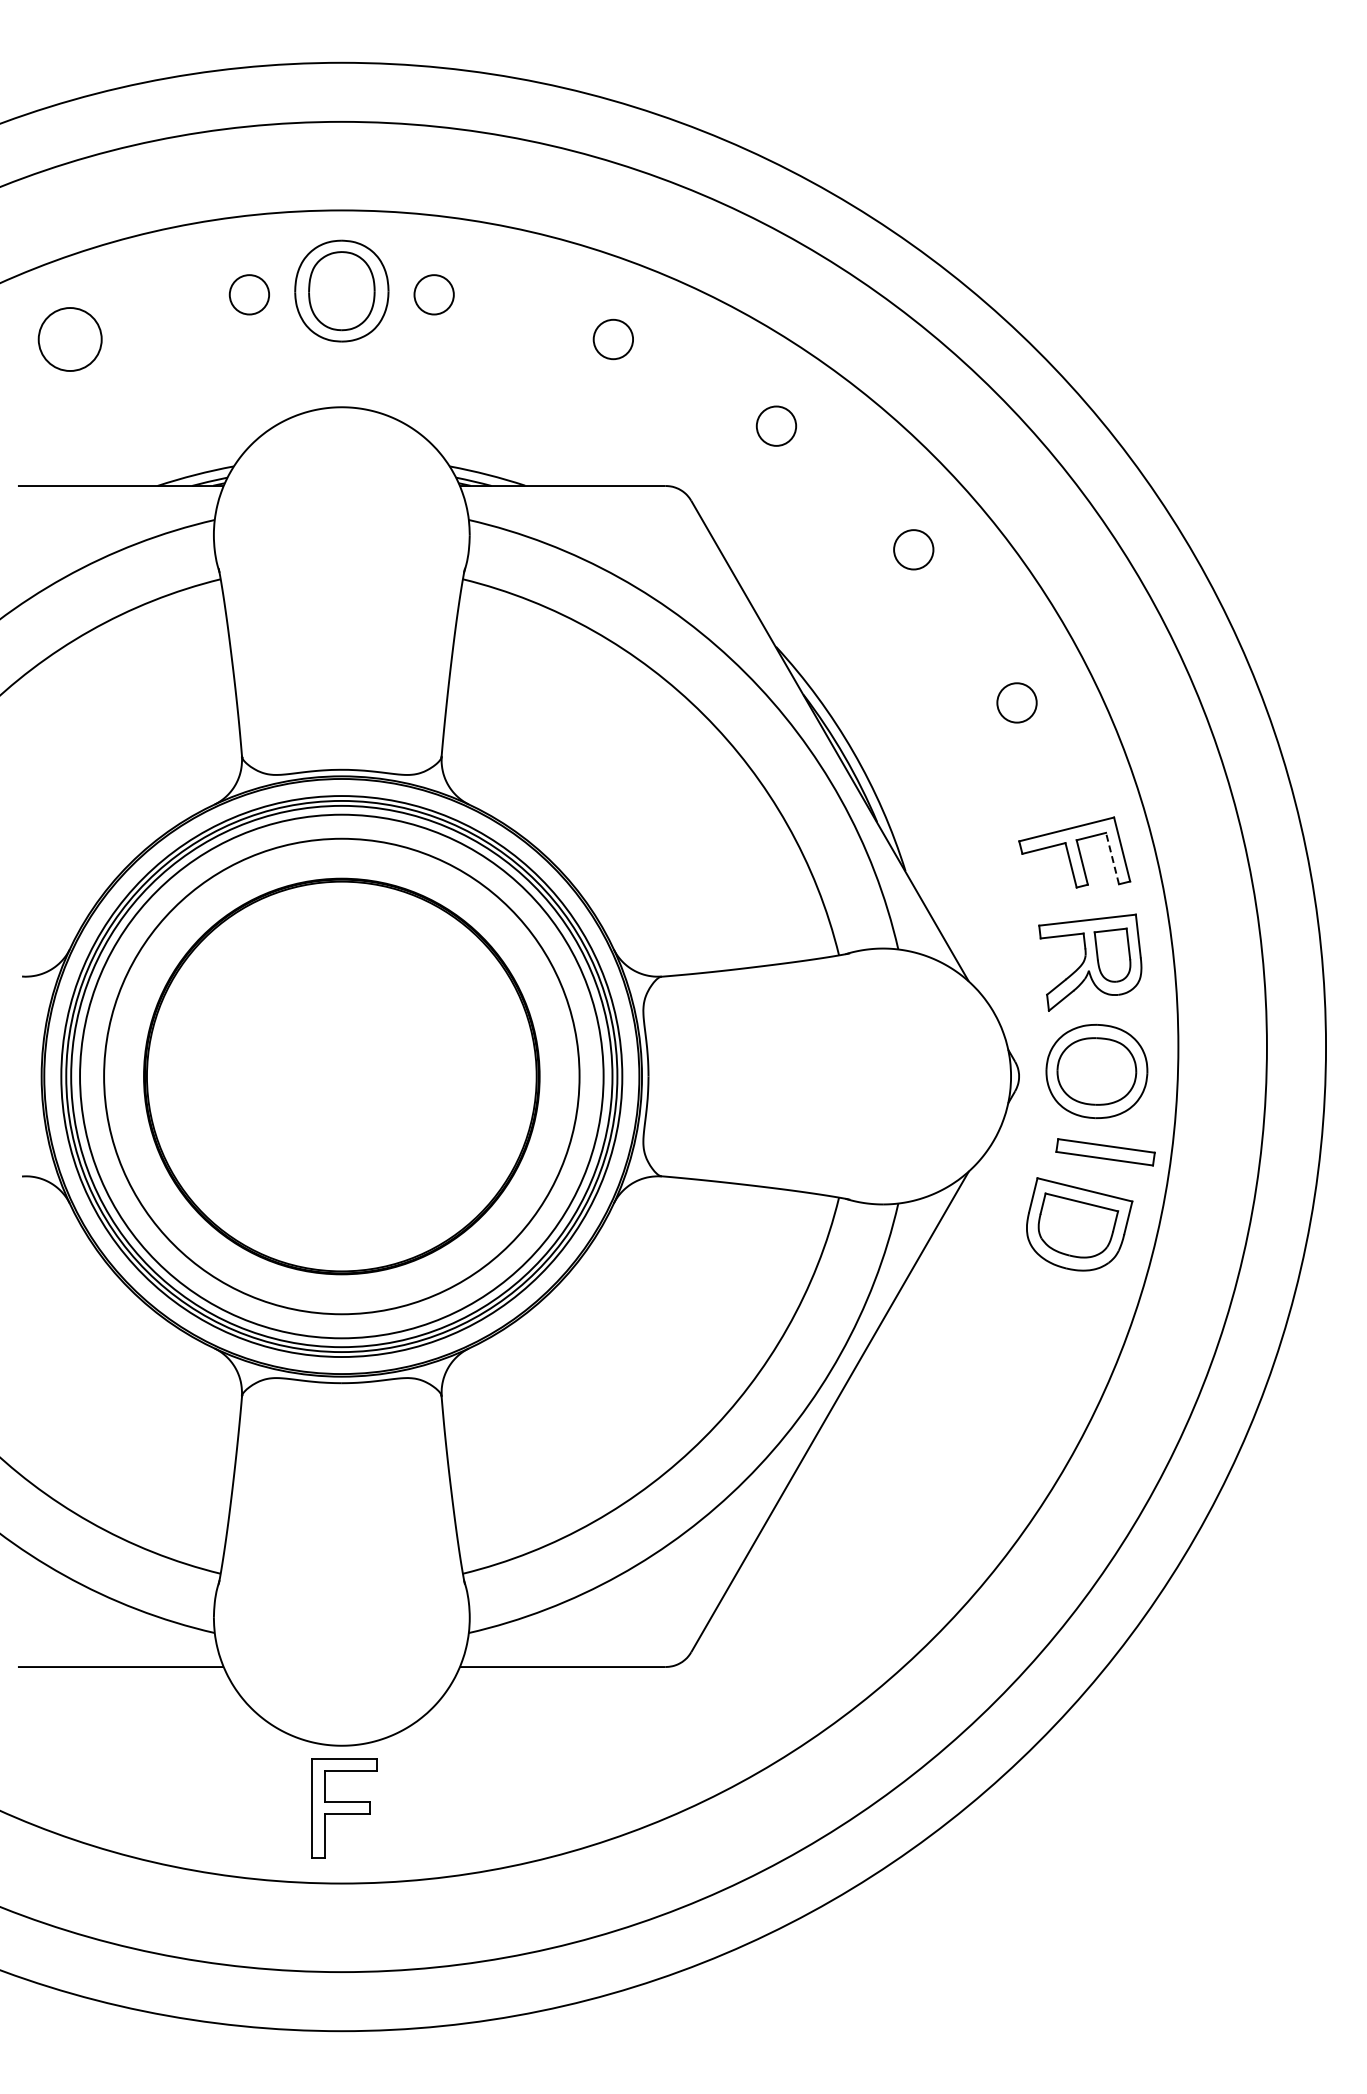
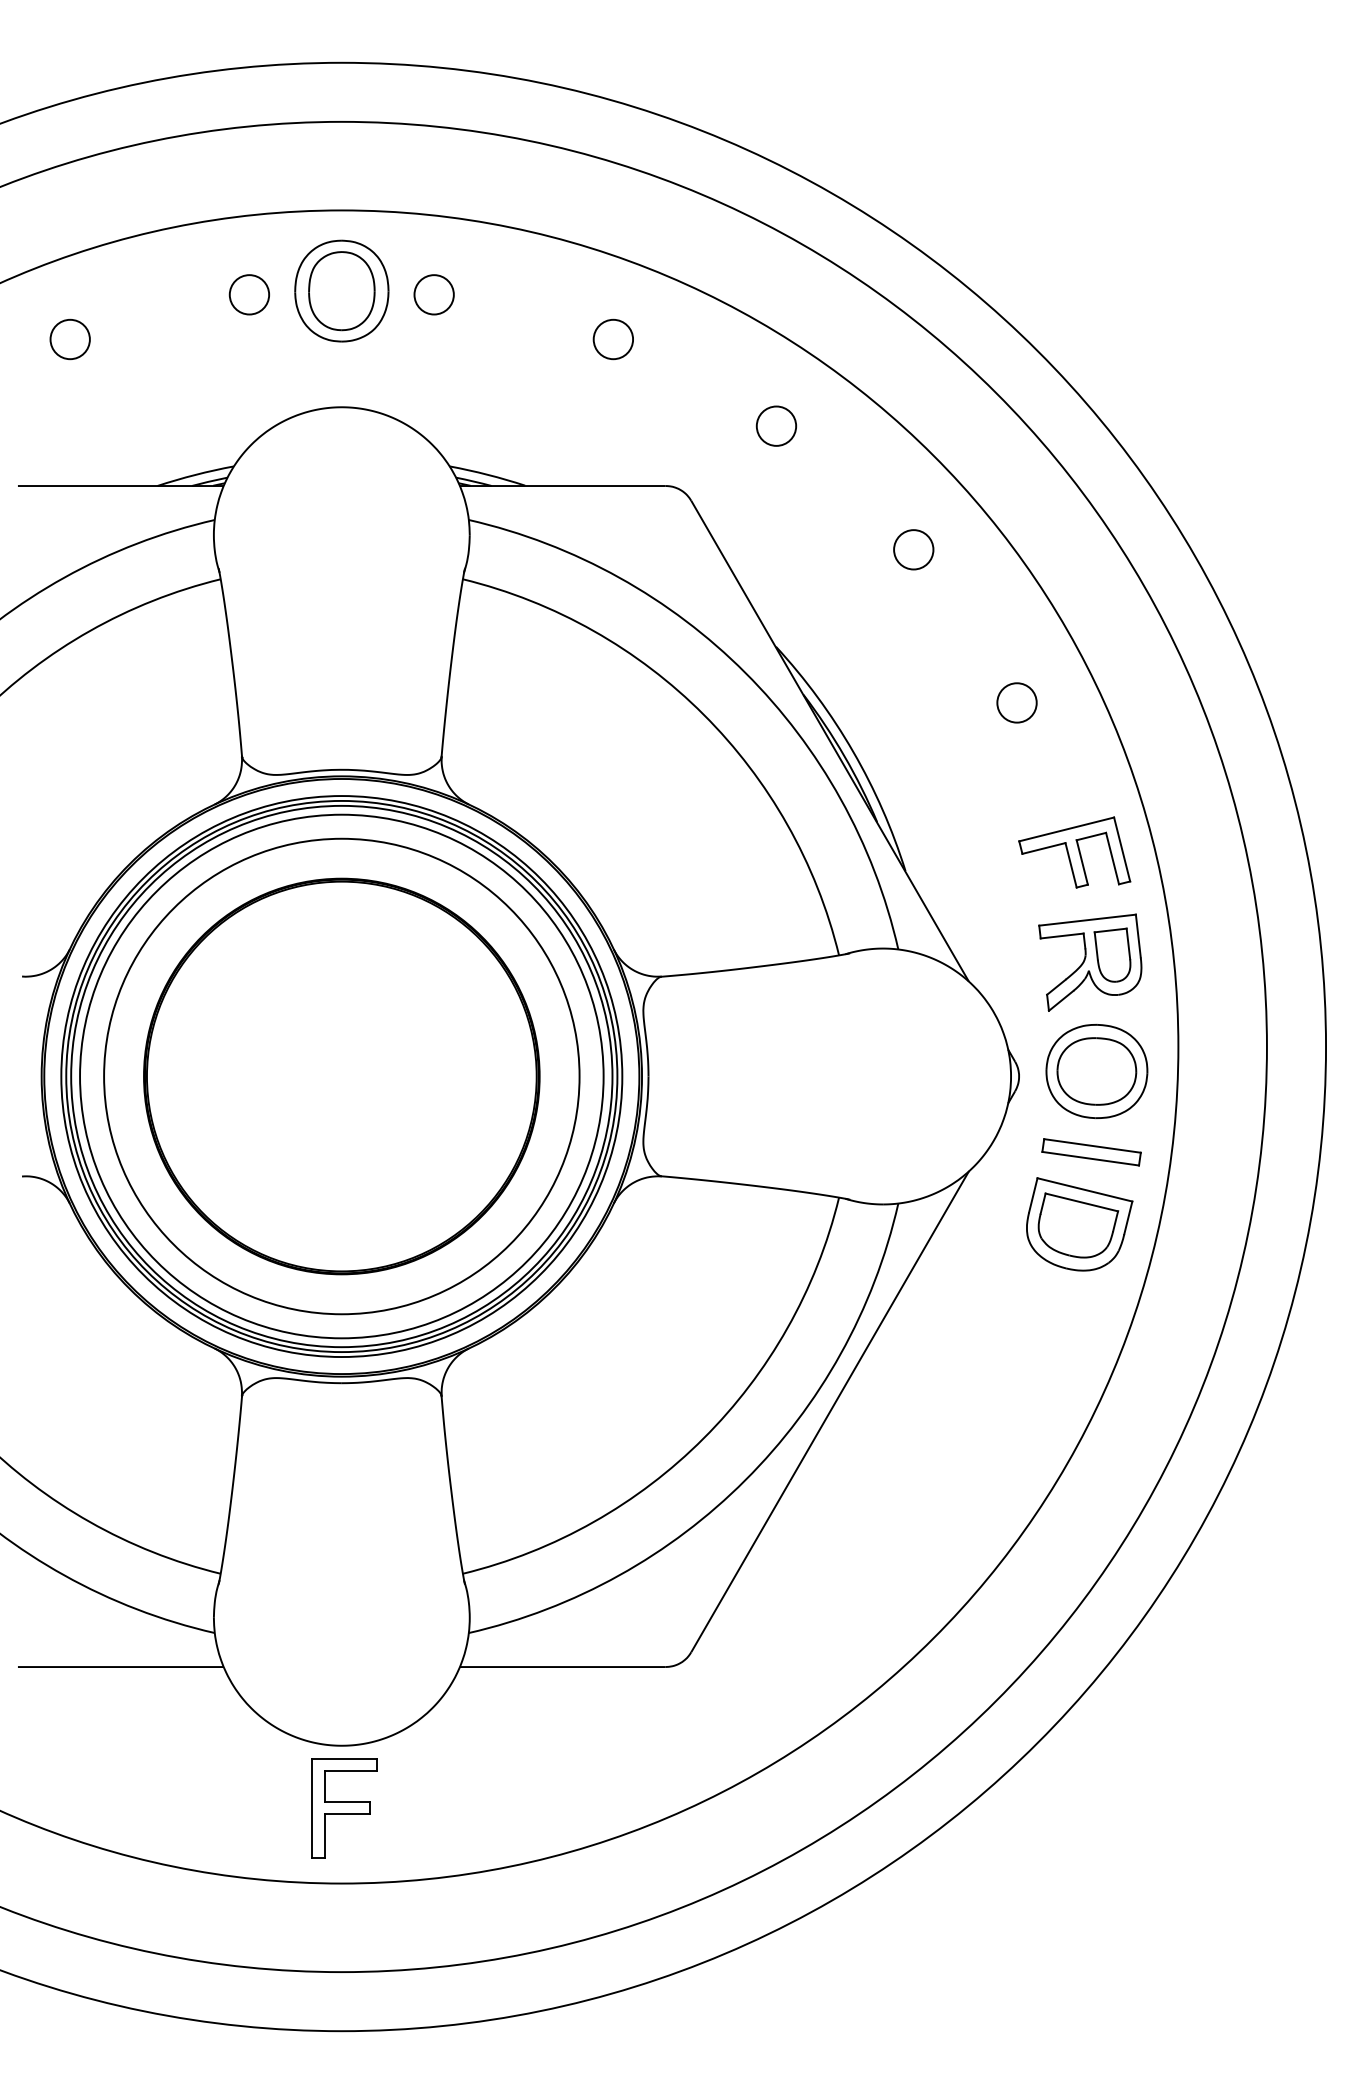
circle diameter: 63 px -> 39 px (69, 339)
line: dashed -> solid (1112, 858)
part position: (1105, 1152) -> (1091, 1152) (1091, 1152)
